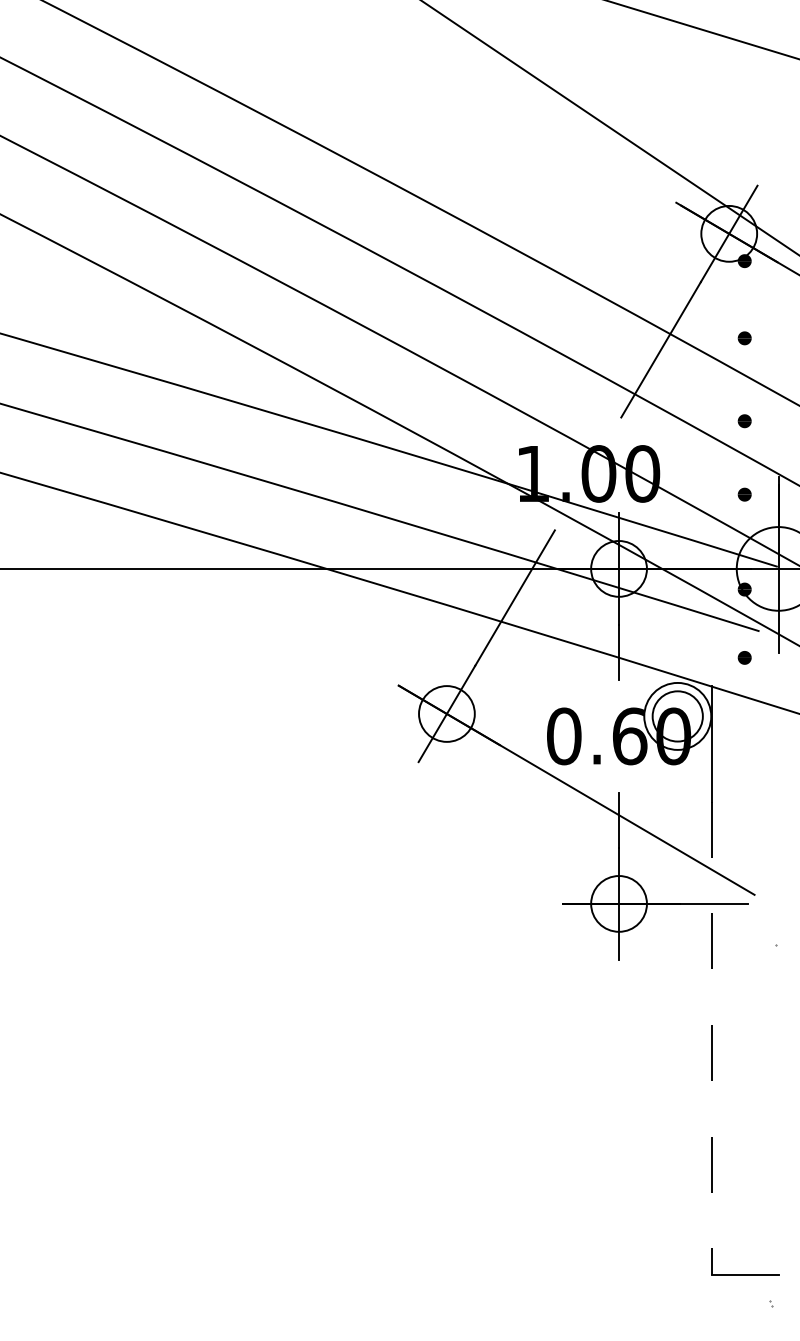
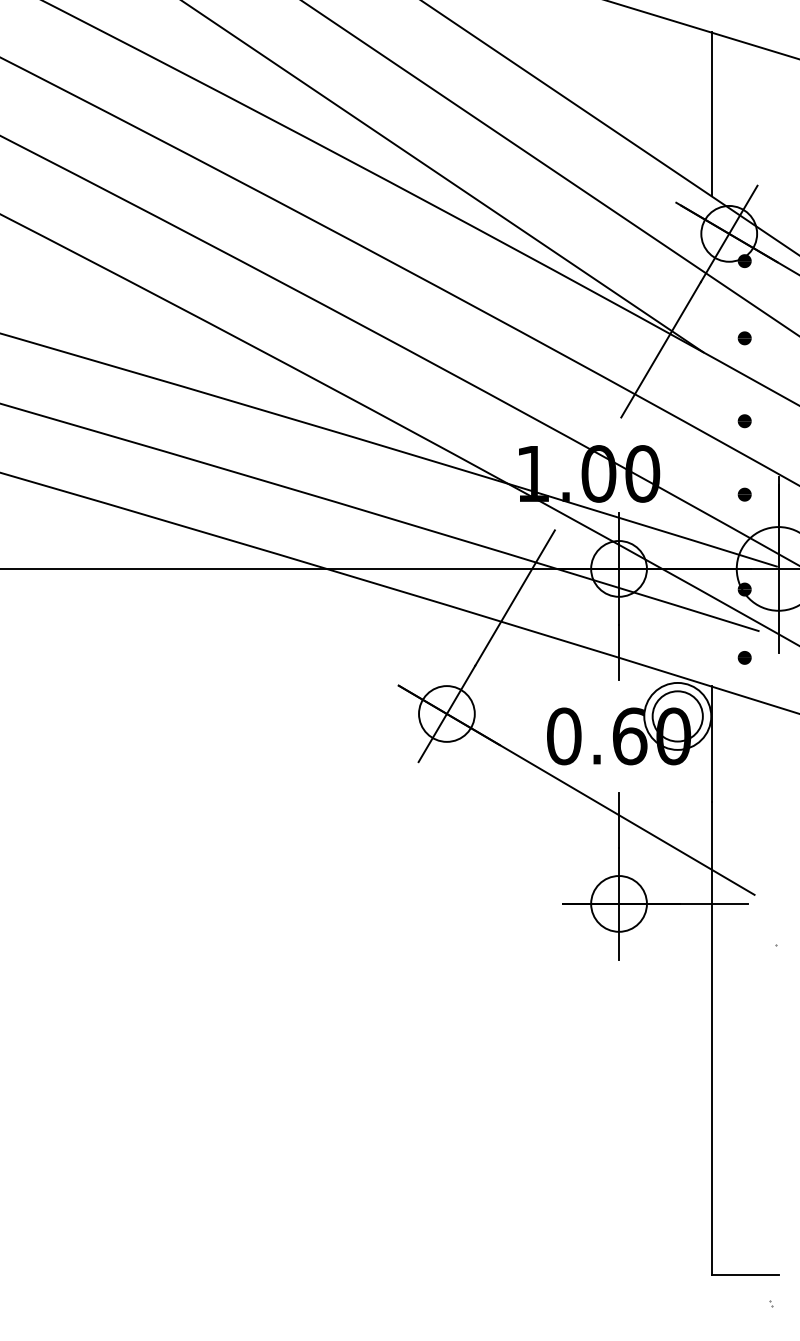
line: none -> present (711, 114)
line: none -> present (550, 168)
line: none -> present (443, 177)
line: dashed -> solid (711, 1038)
